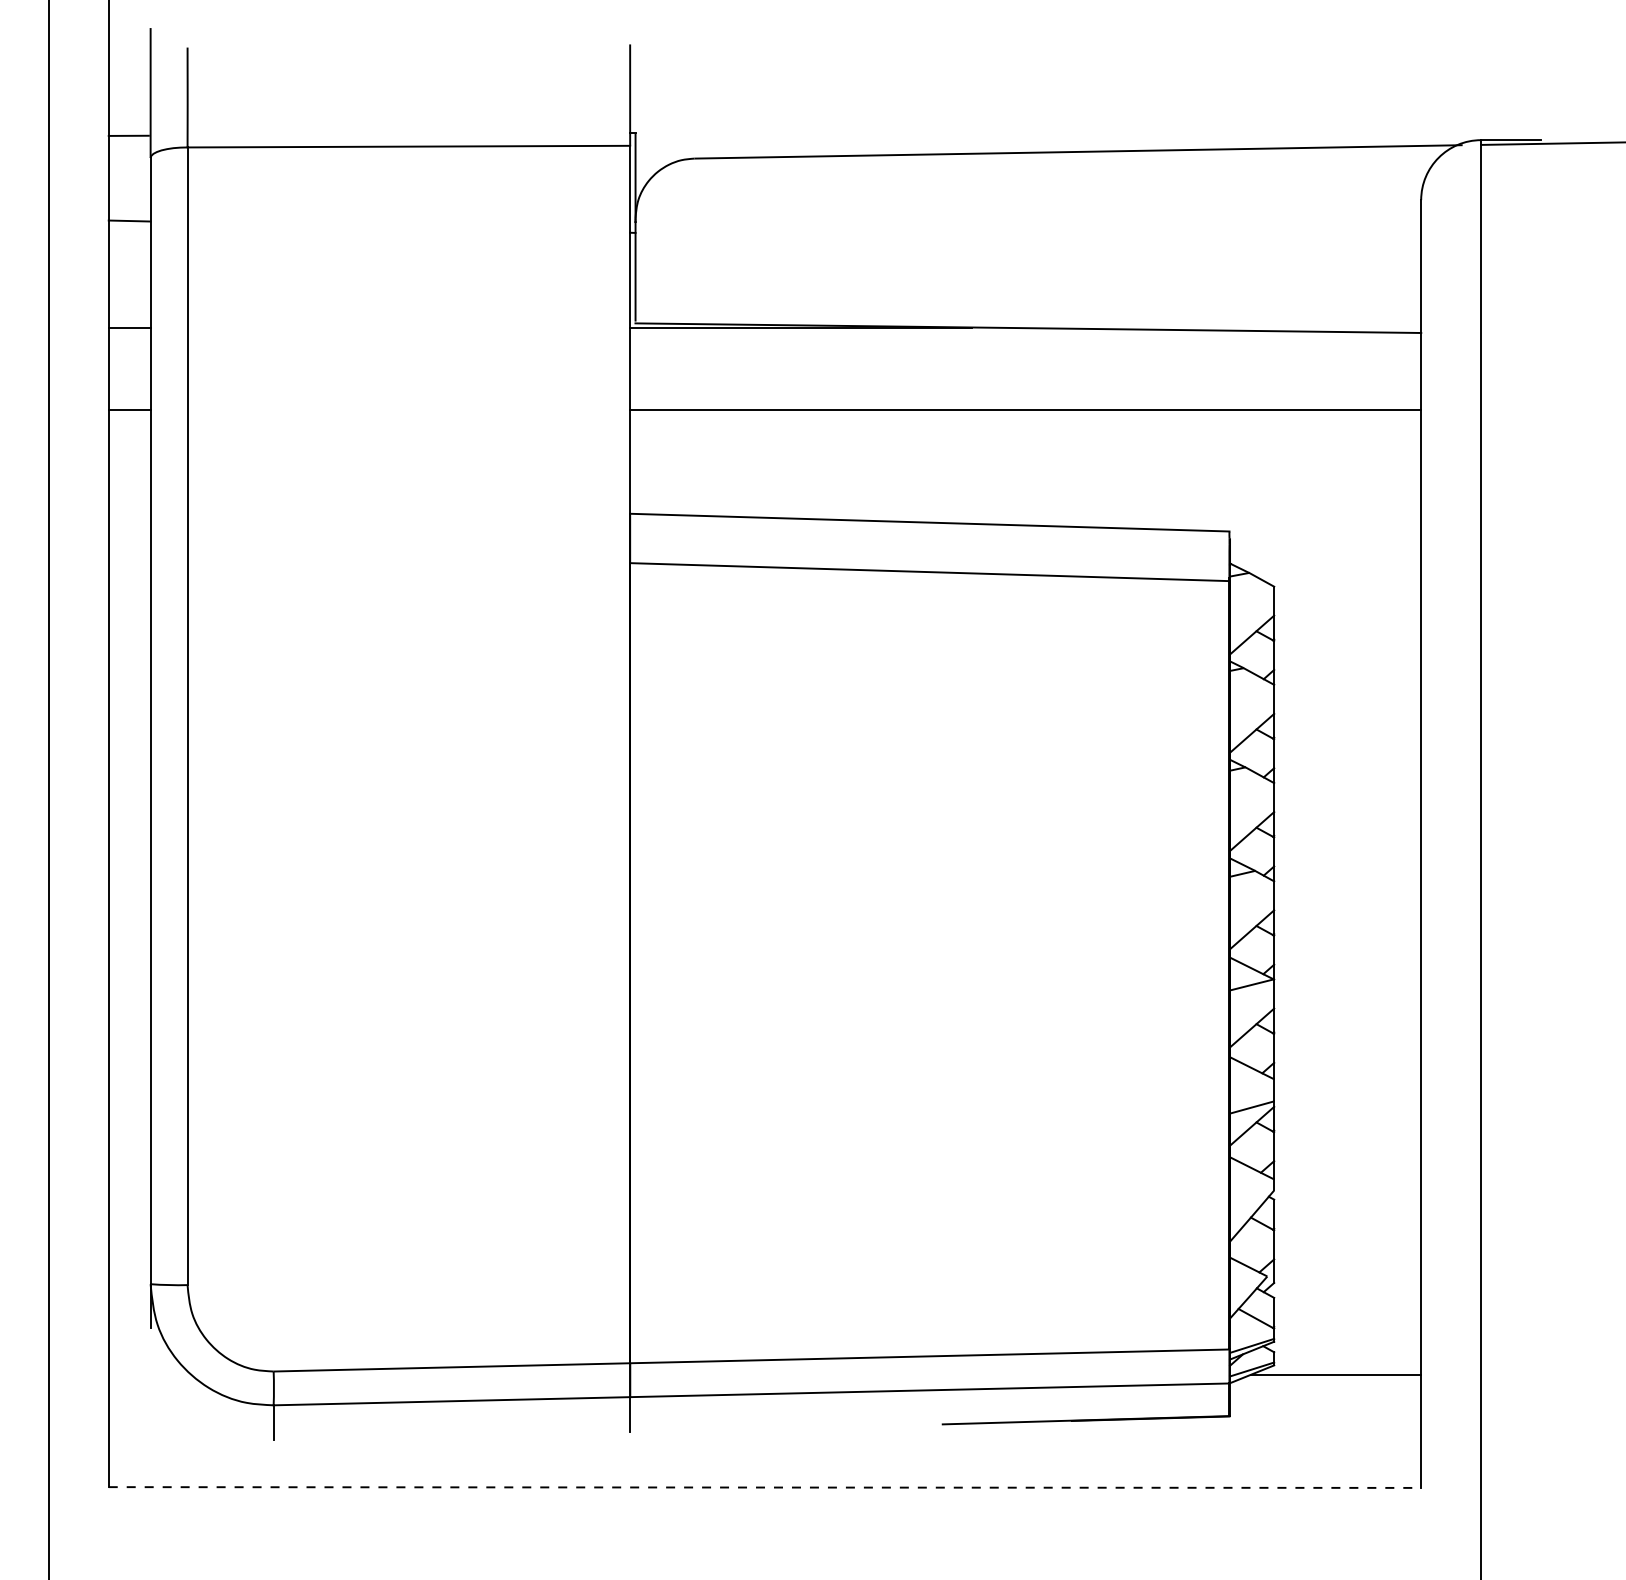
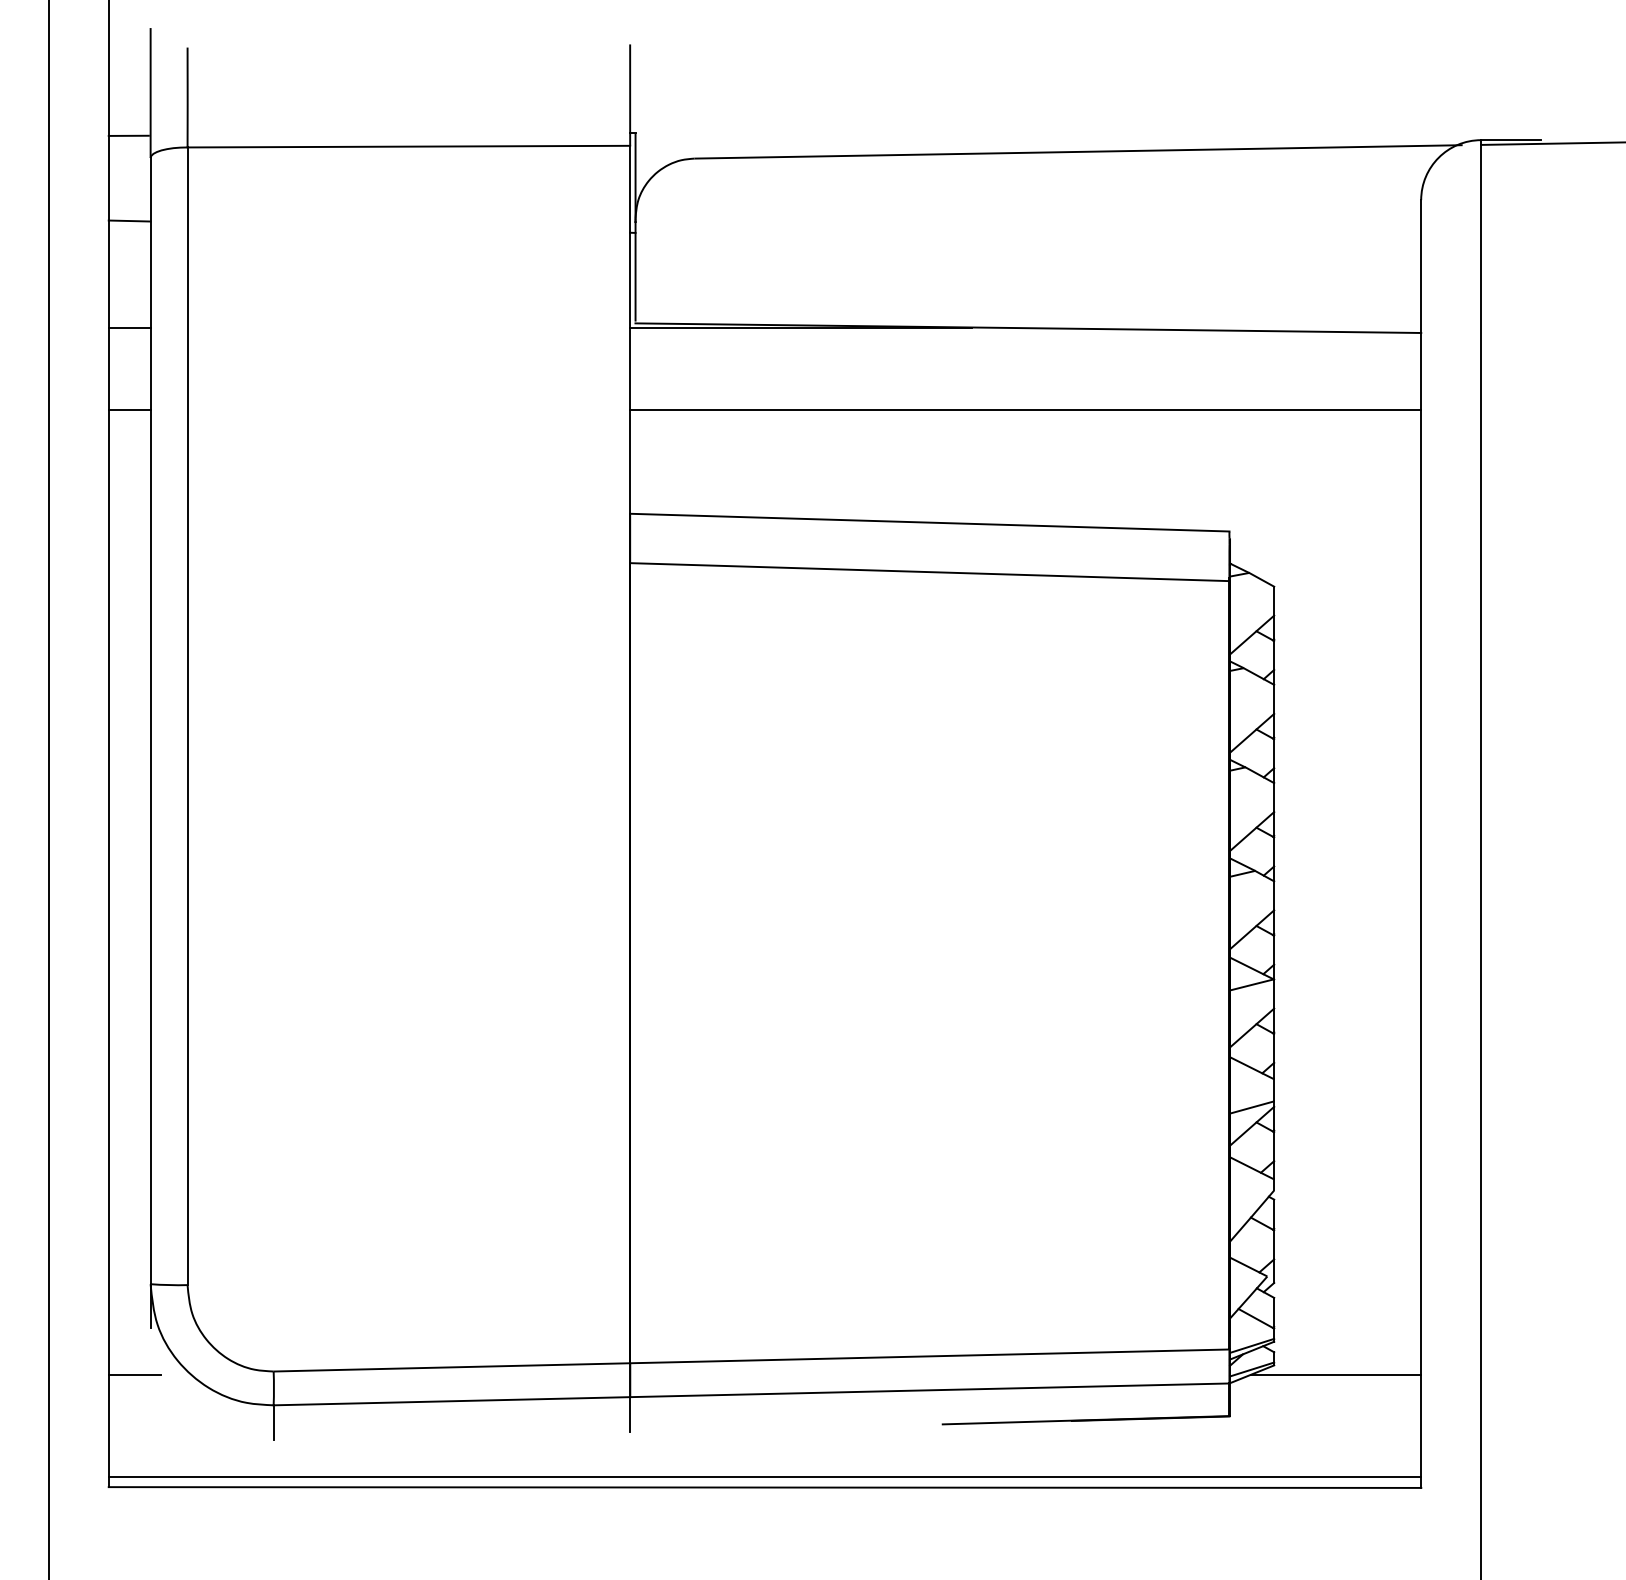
line: none -> present (134, 1374)
line: none -> present (764, 1477)
line: dashed -> solid (765, 1487)
